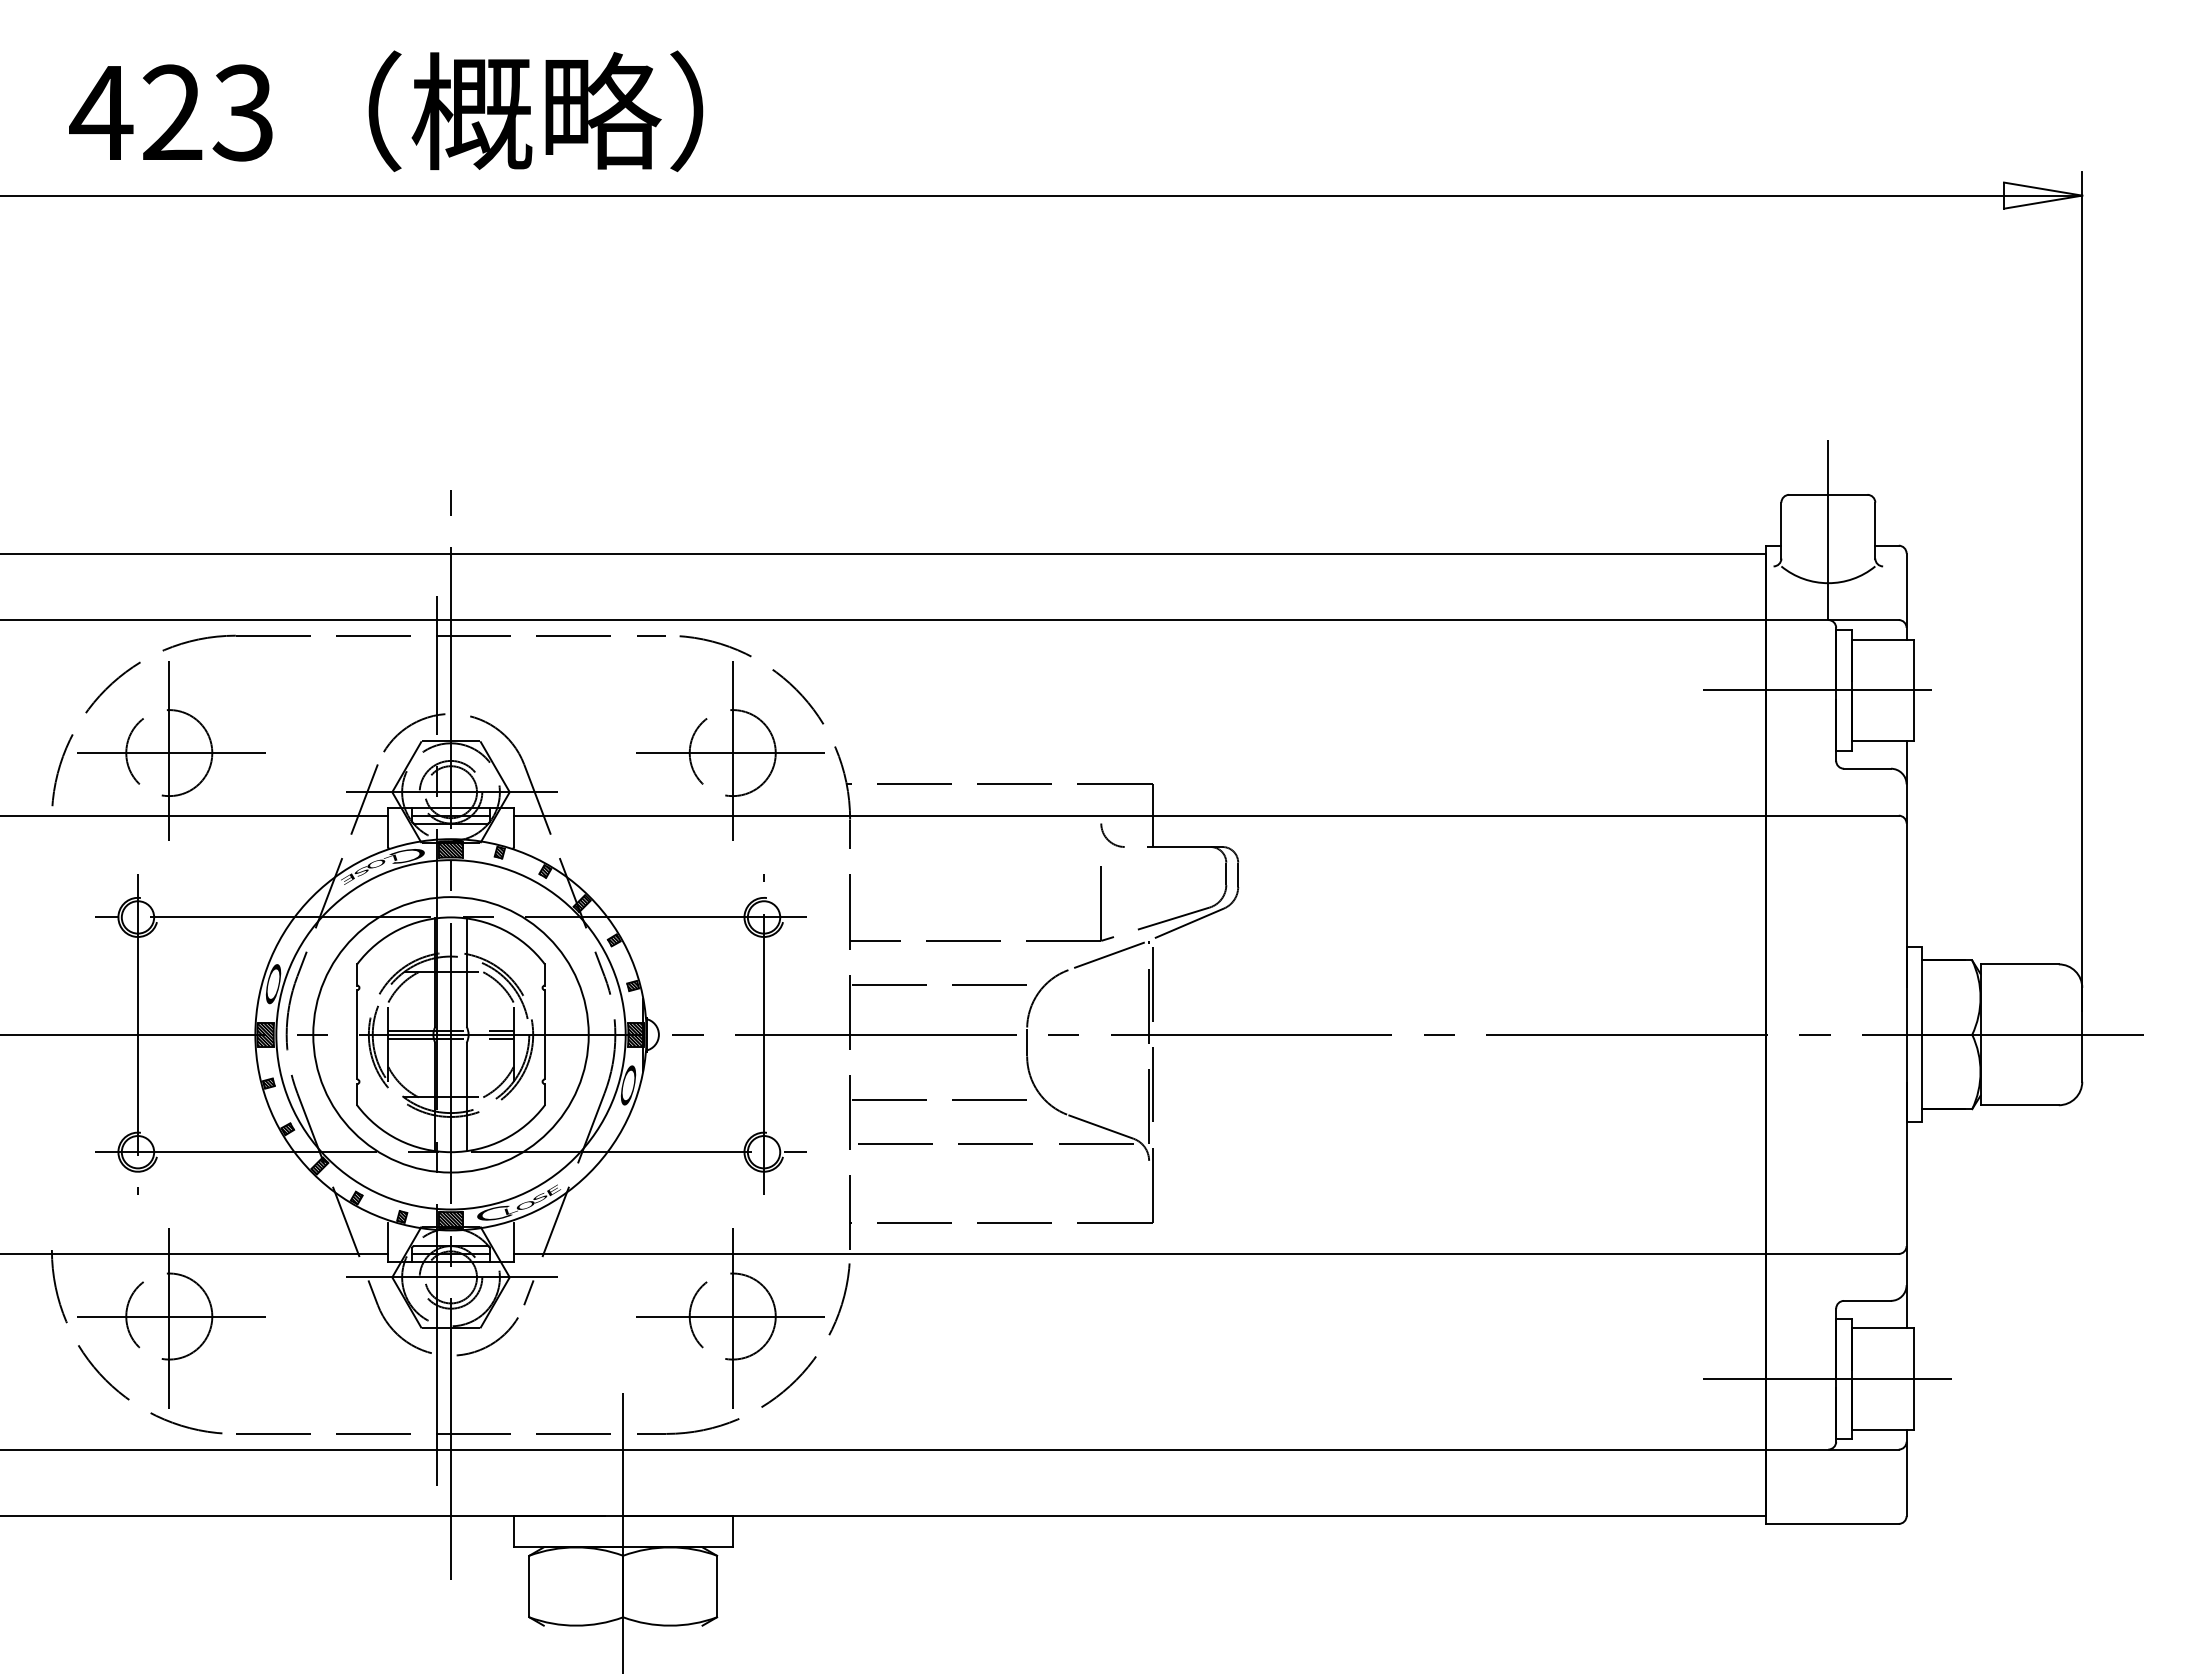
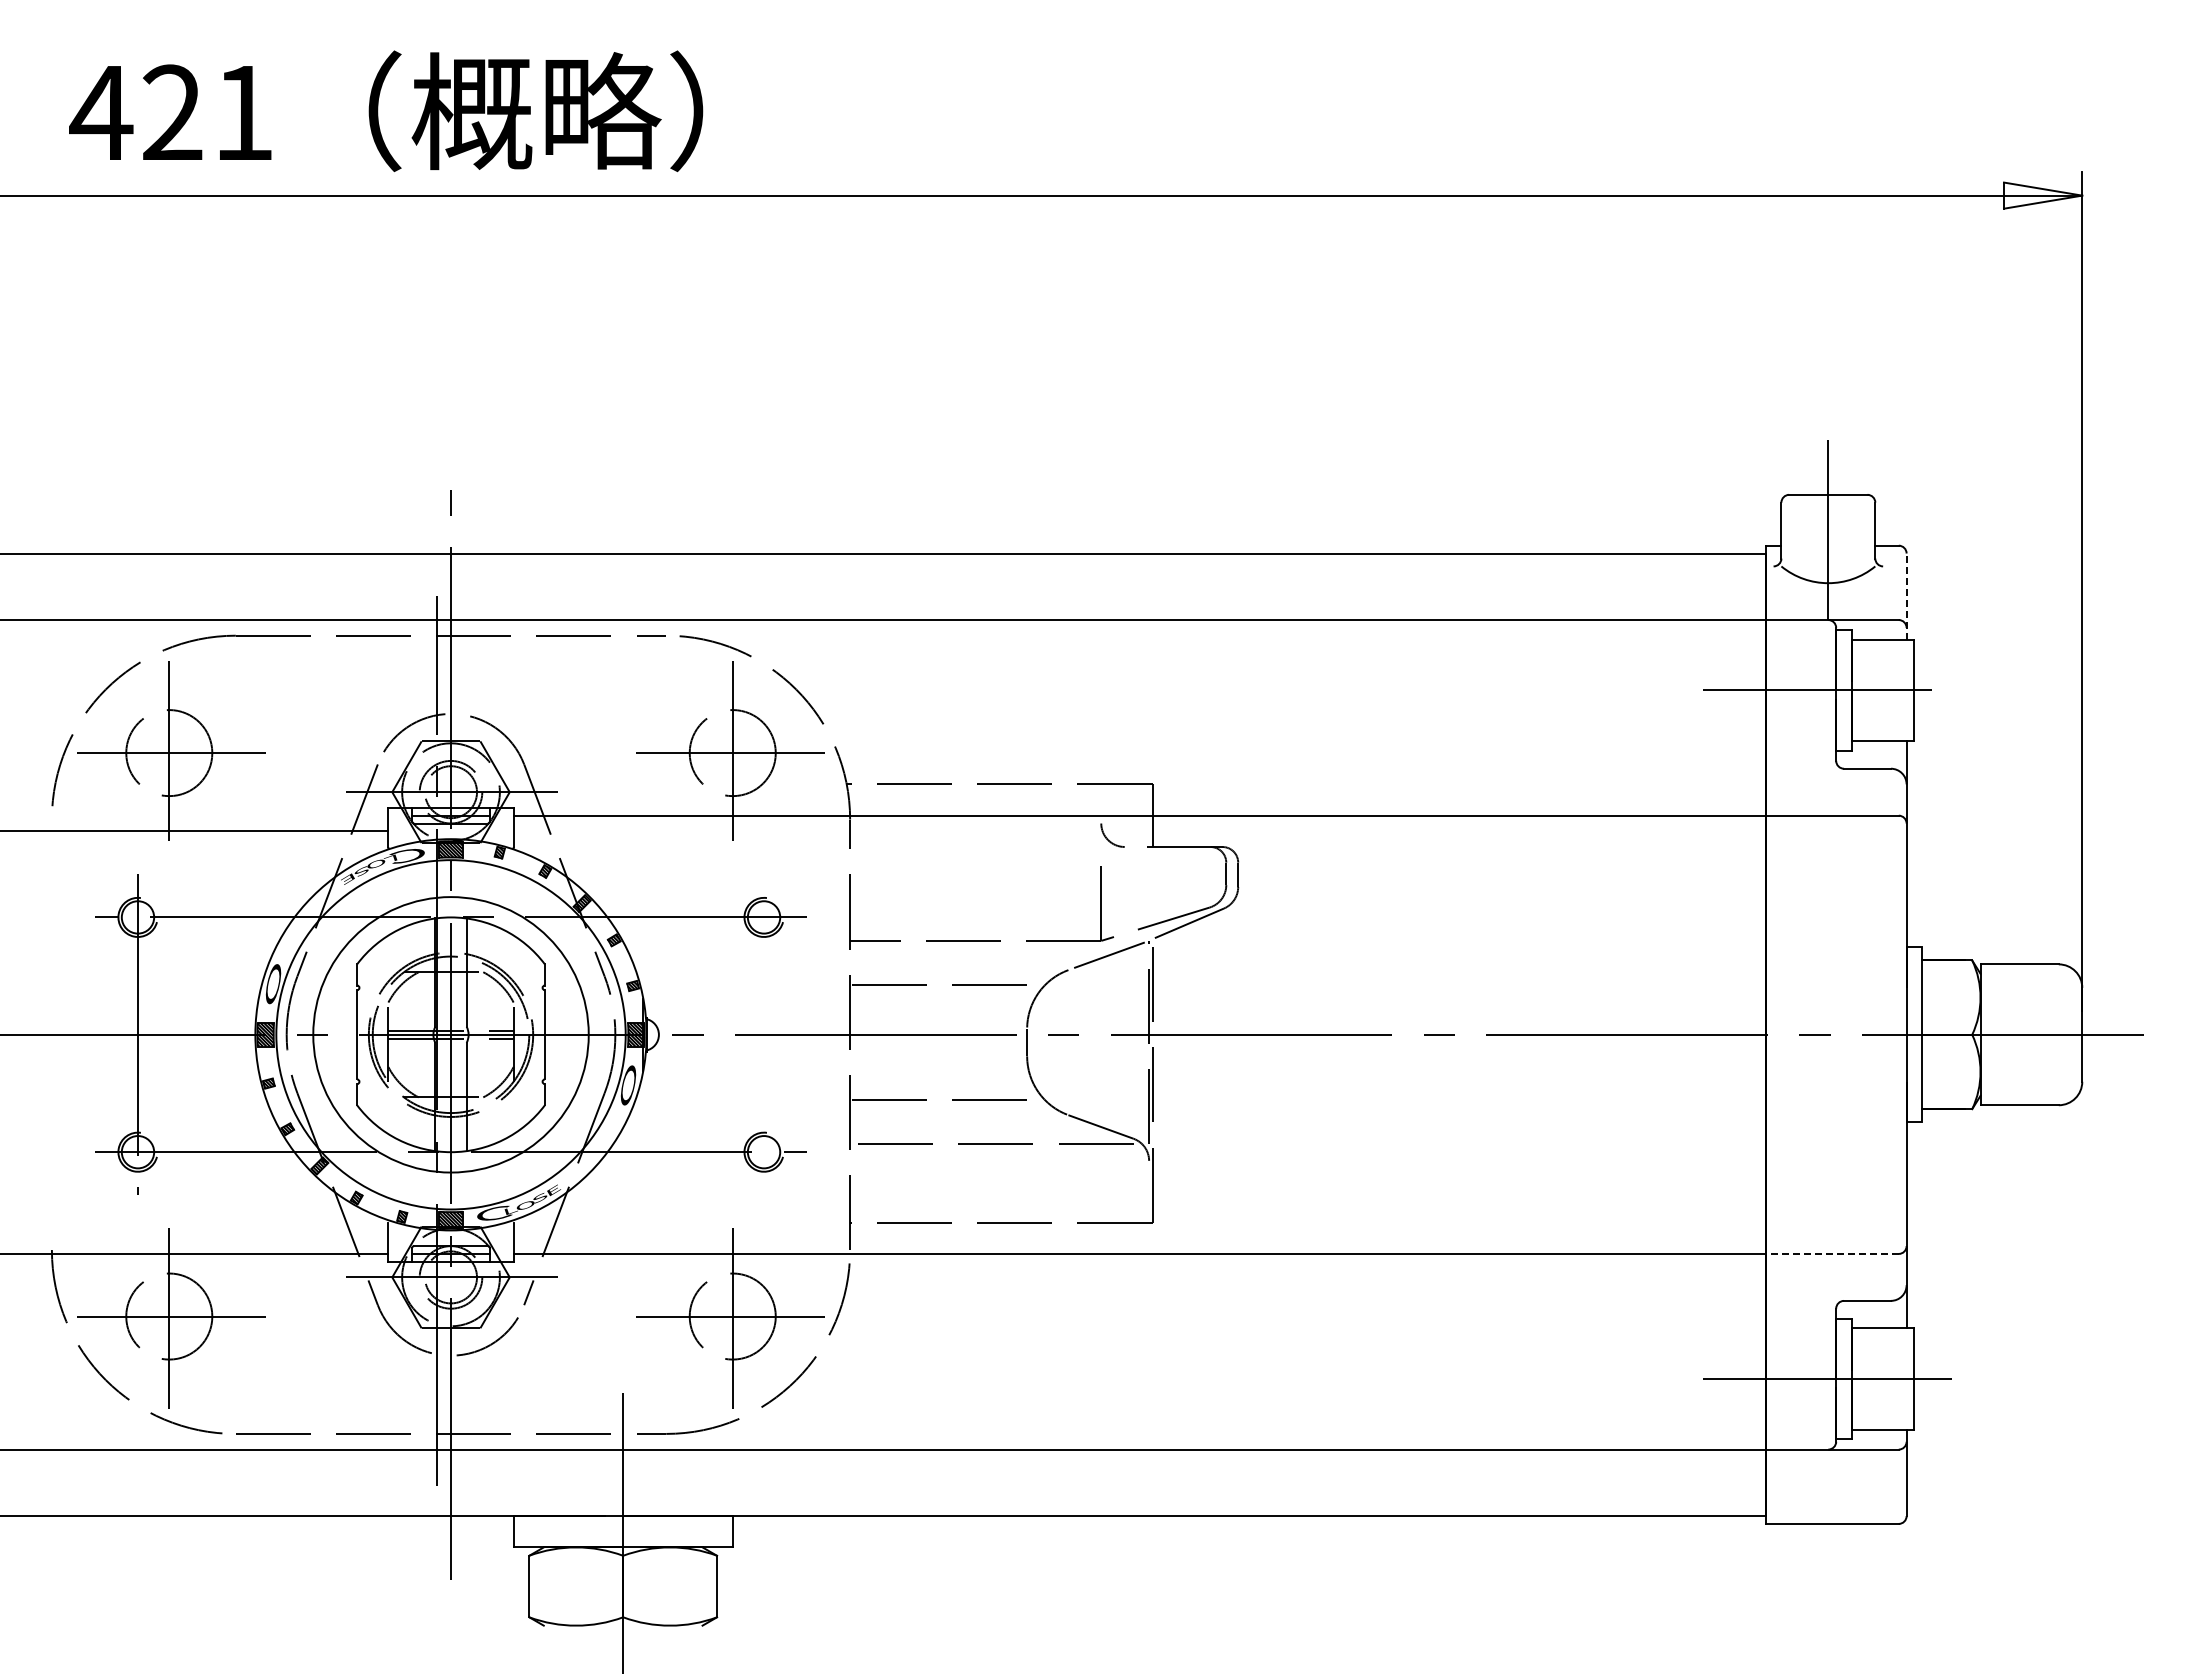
text: 423 -> 421 (242, 112)
line: solid -> dashed (1906, 596)
line position: (195, 815) -> (195, 830) (195, 830)
line: present -> none (764, 1034)
line: solid -> dashed (1832, 1253)
